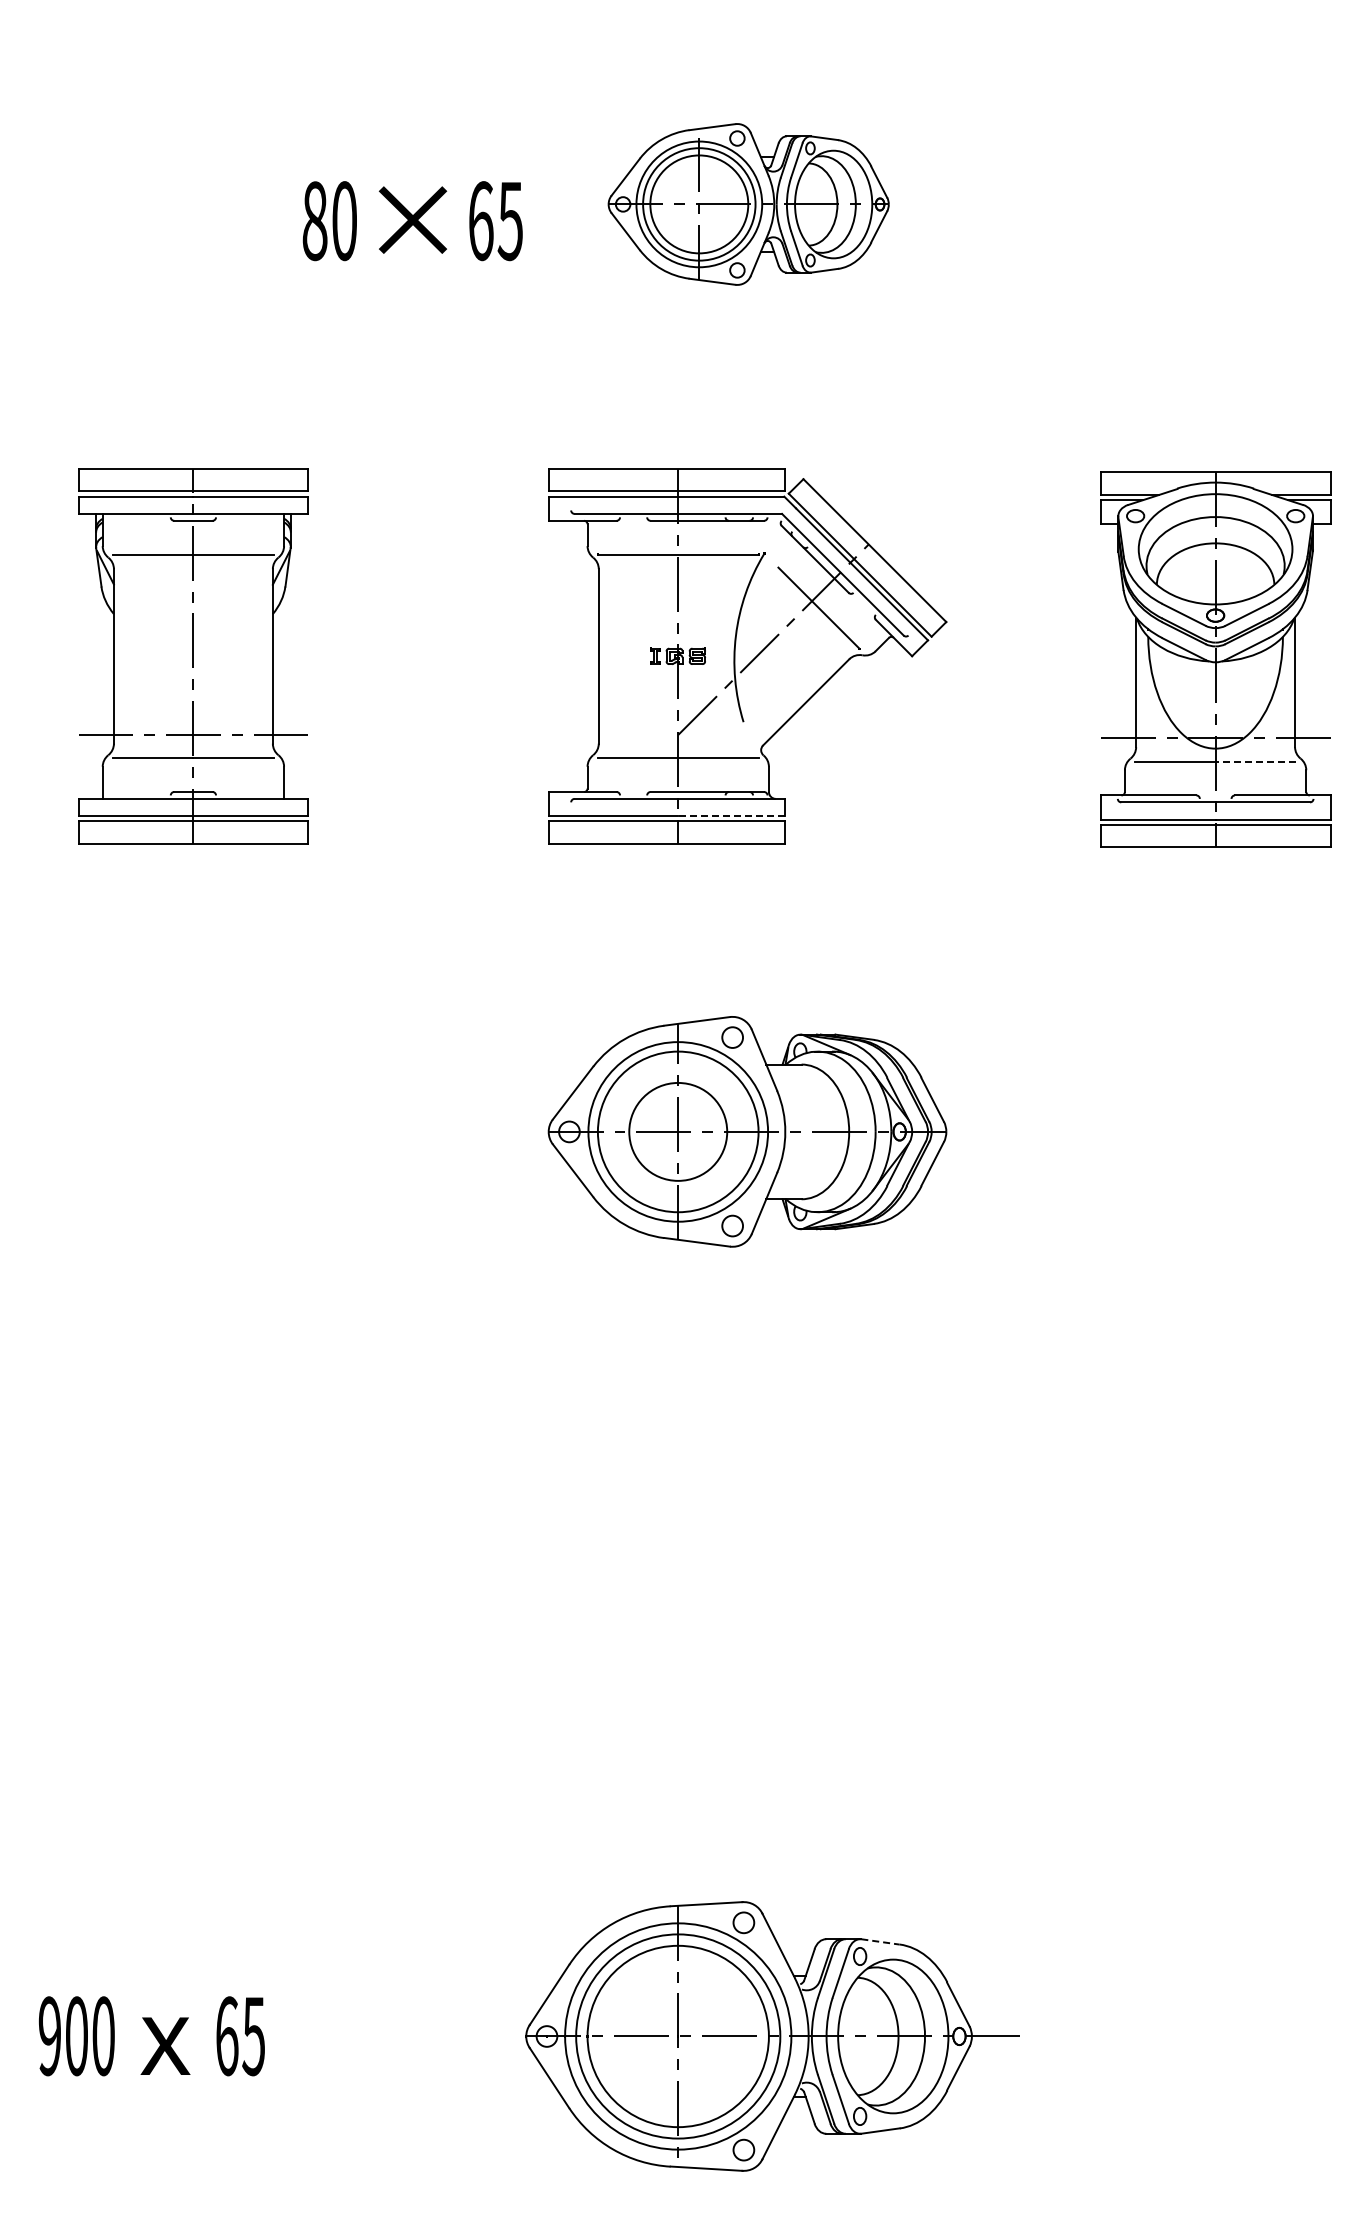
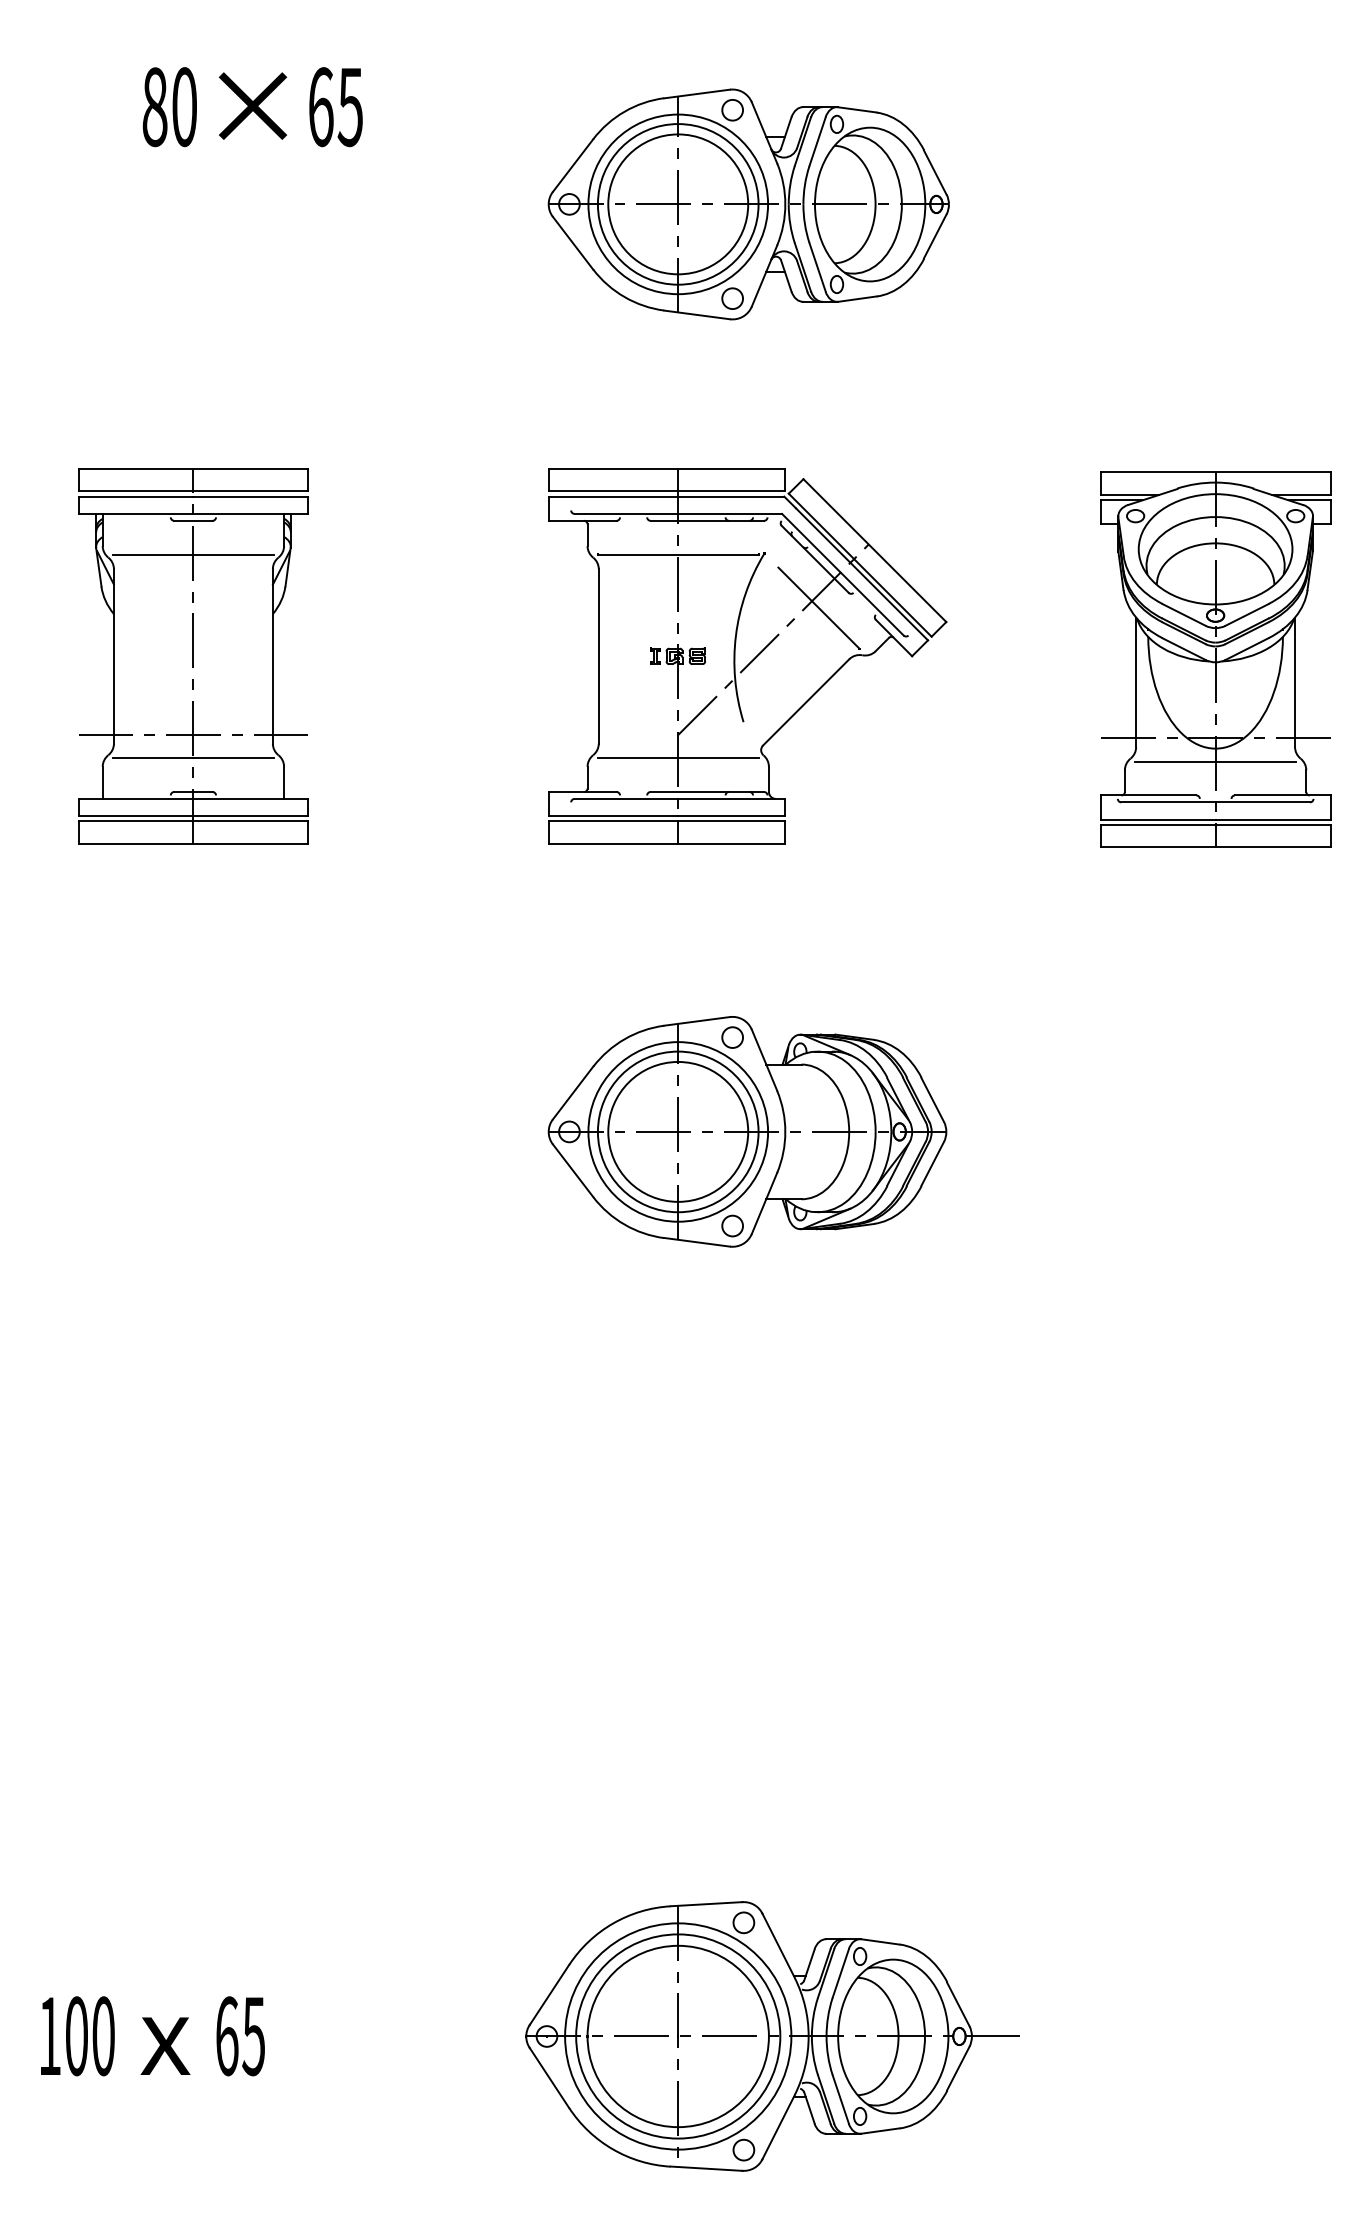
part size: 283x163 px -> 403x233 px (748, 204)
text position: (412, 221) -> (252, 107) (252, 107)
line: dashed -> solid (1255, 761)
line: dashed -> solid (731, 816)
circle diameter: 98 px -> 140 px (678, 1131)
line: dashed -> solid (881, 1941)
text: 900 -> 100 (49, 2036)
